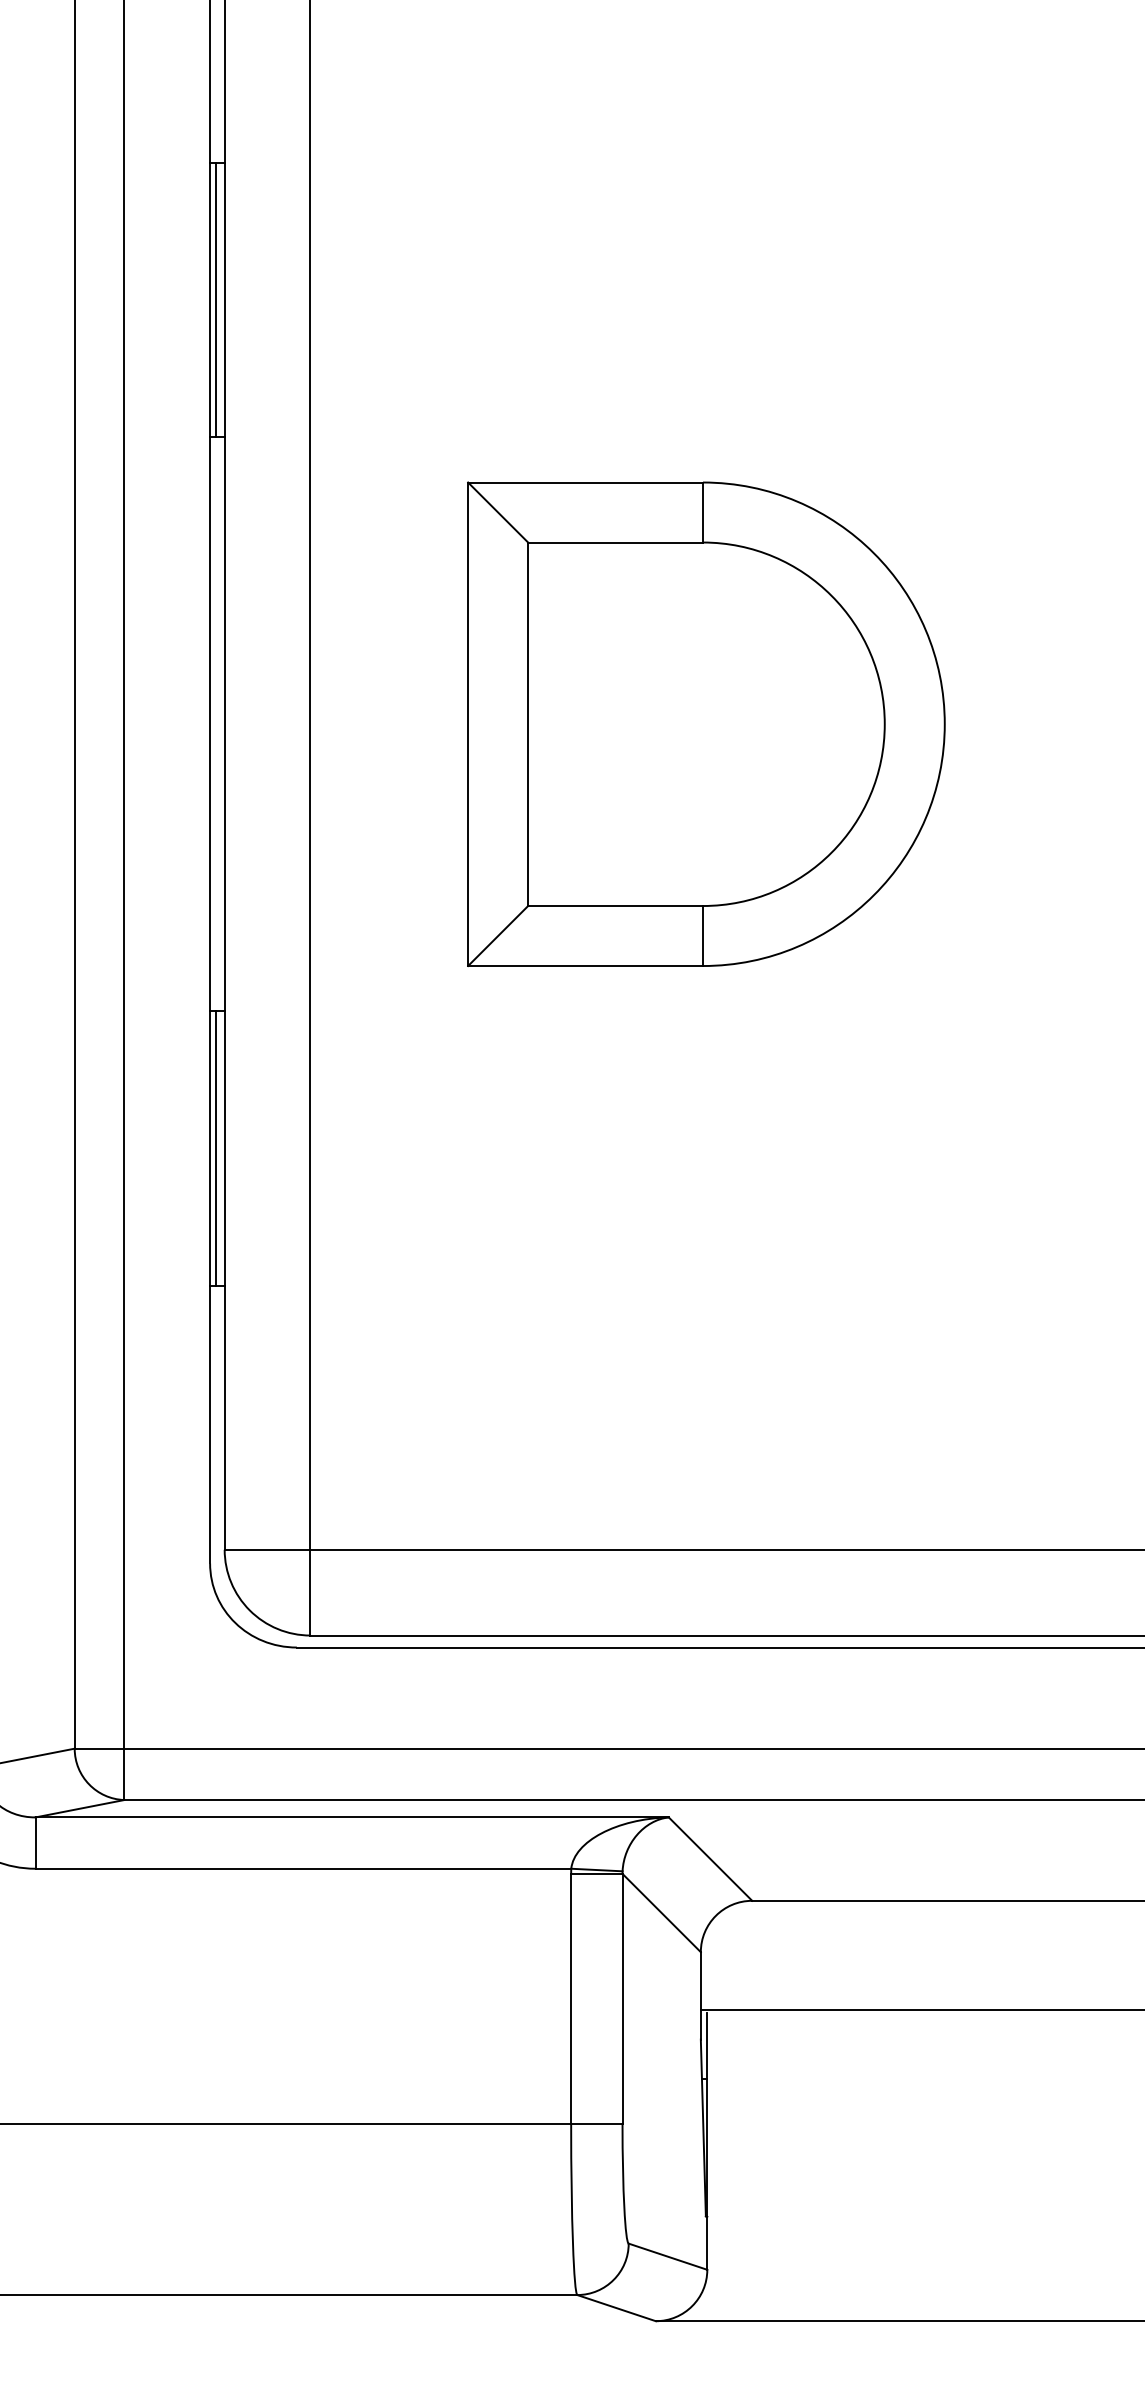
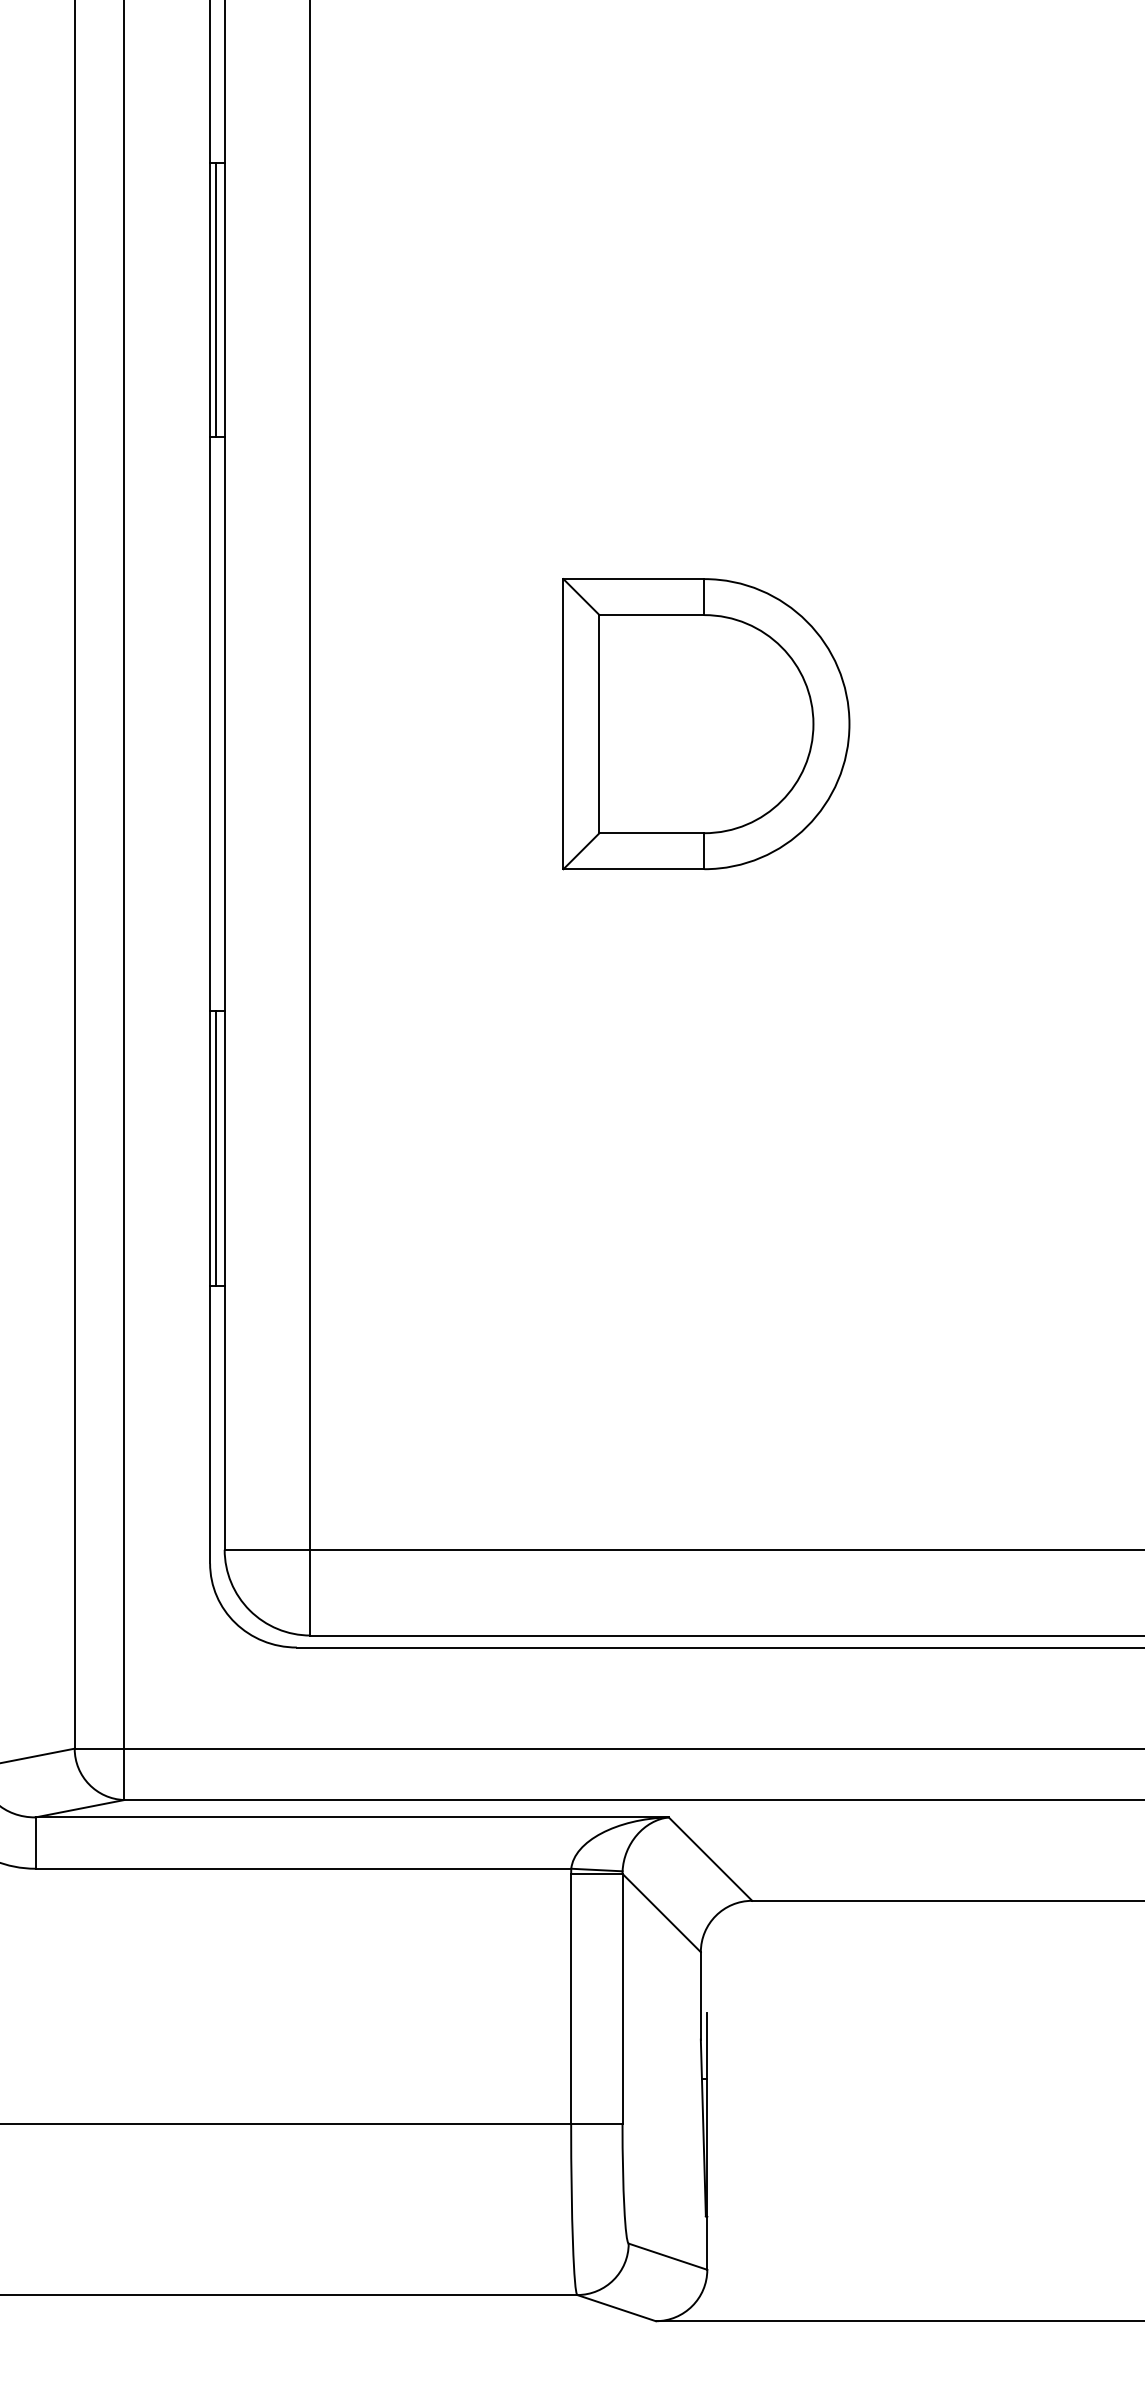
part size: 479x486 px -> 289x293 px (706, 724)
line: present -> none (920, 2010)
